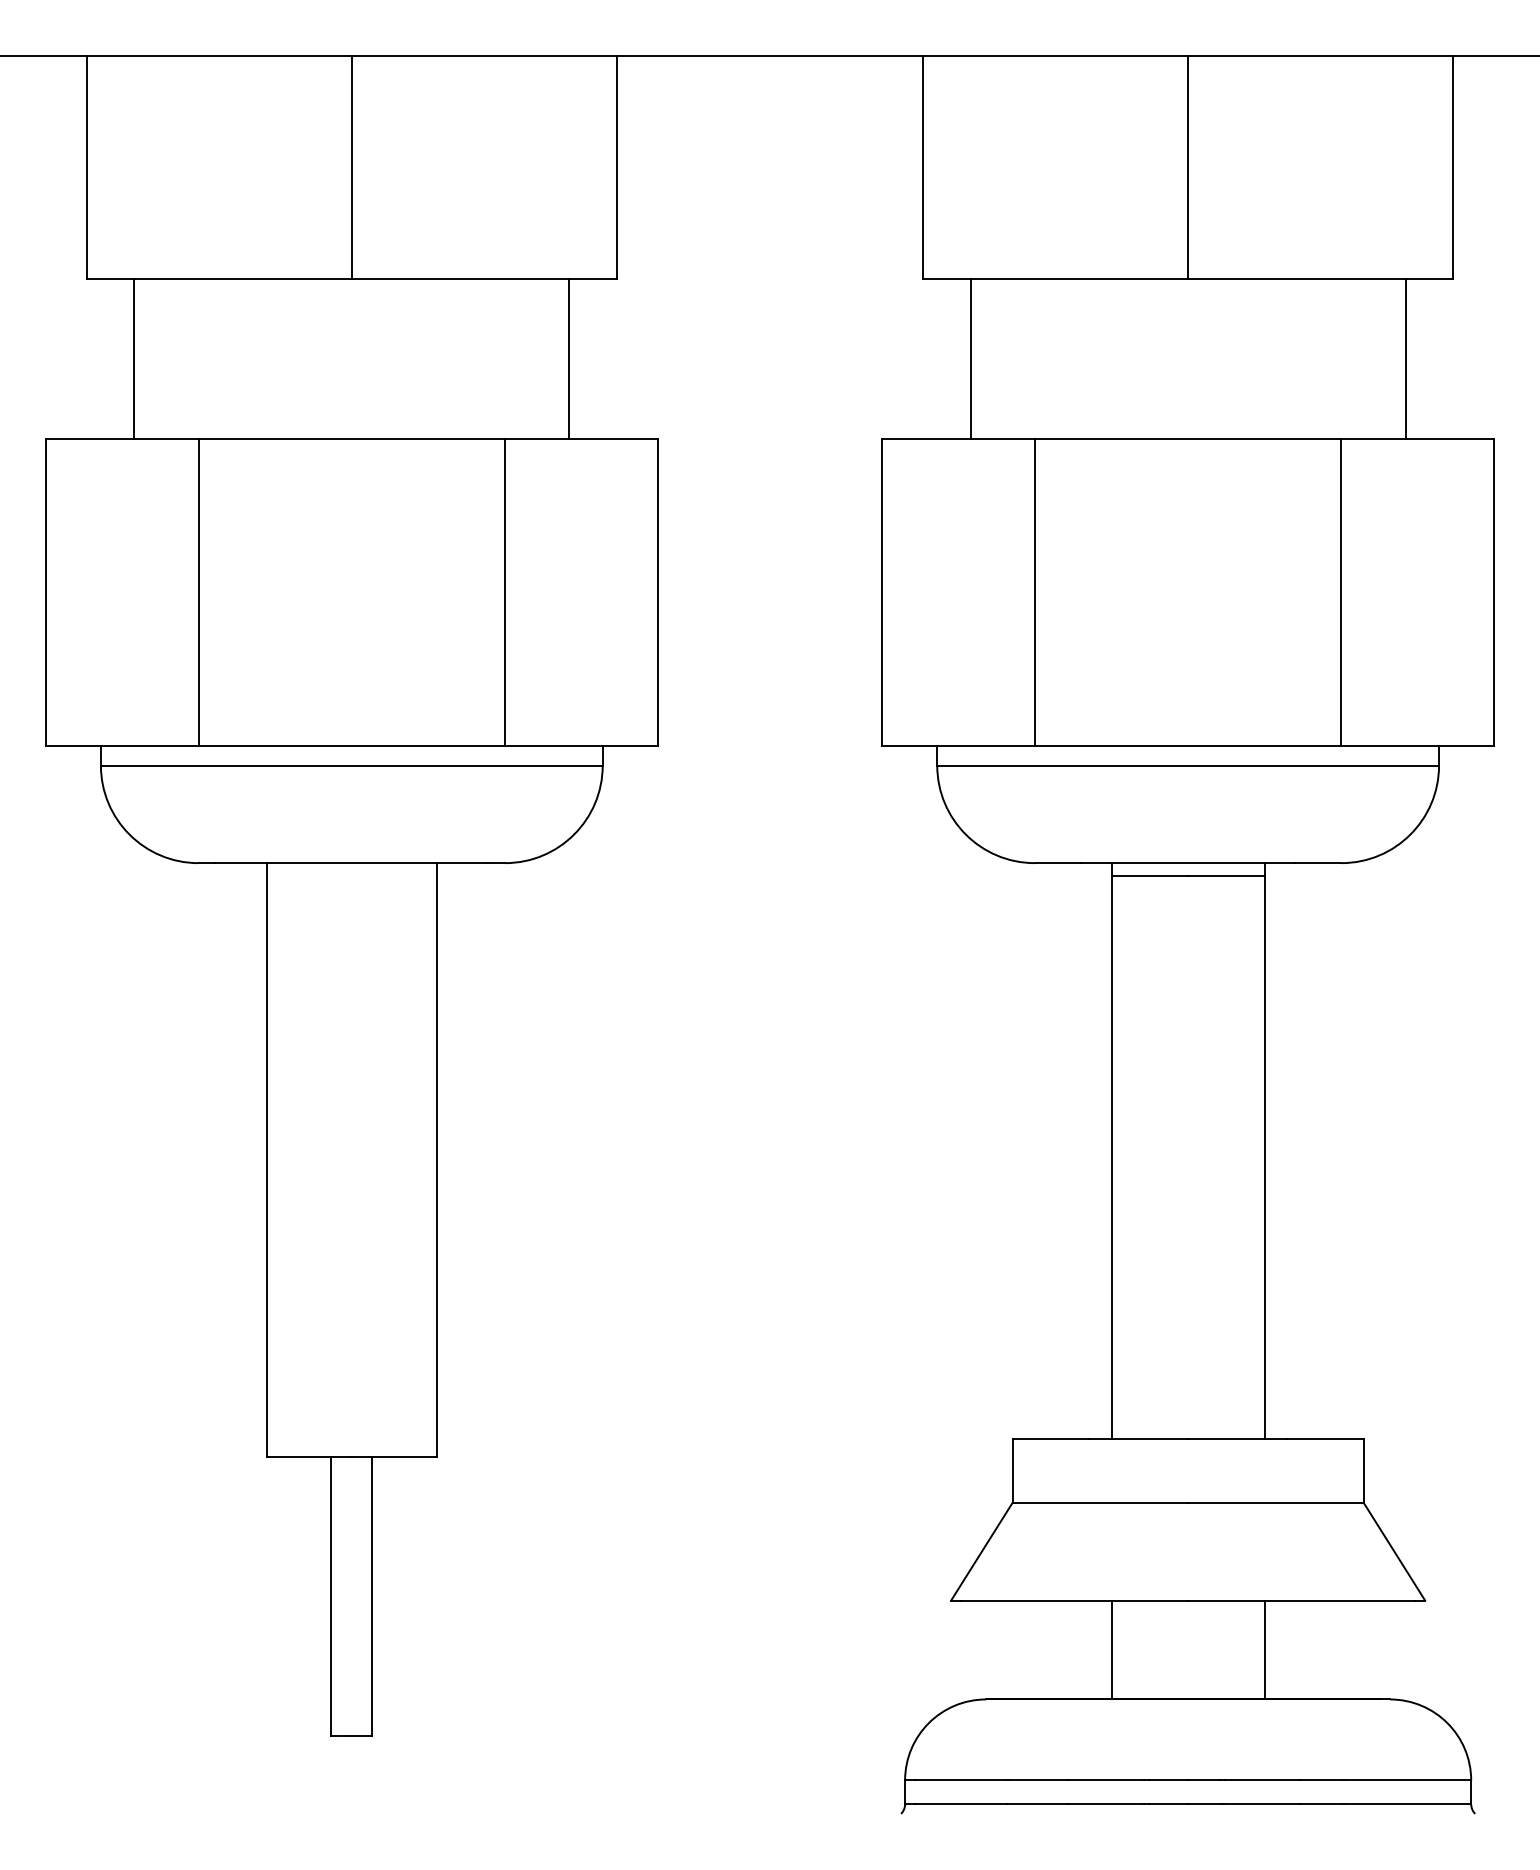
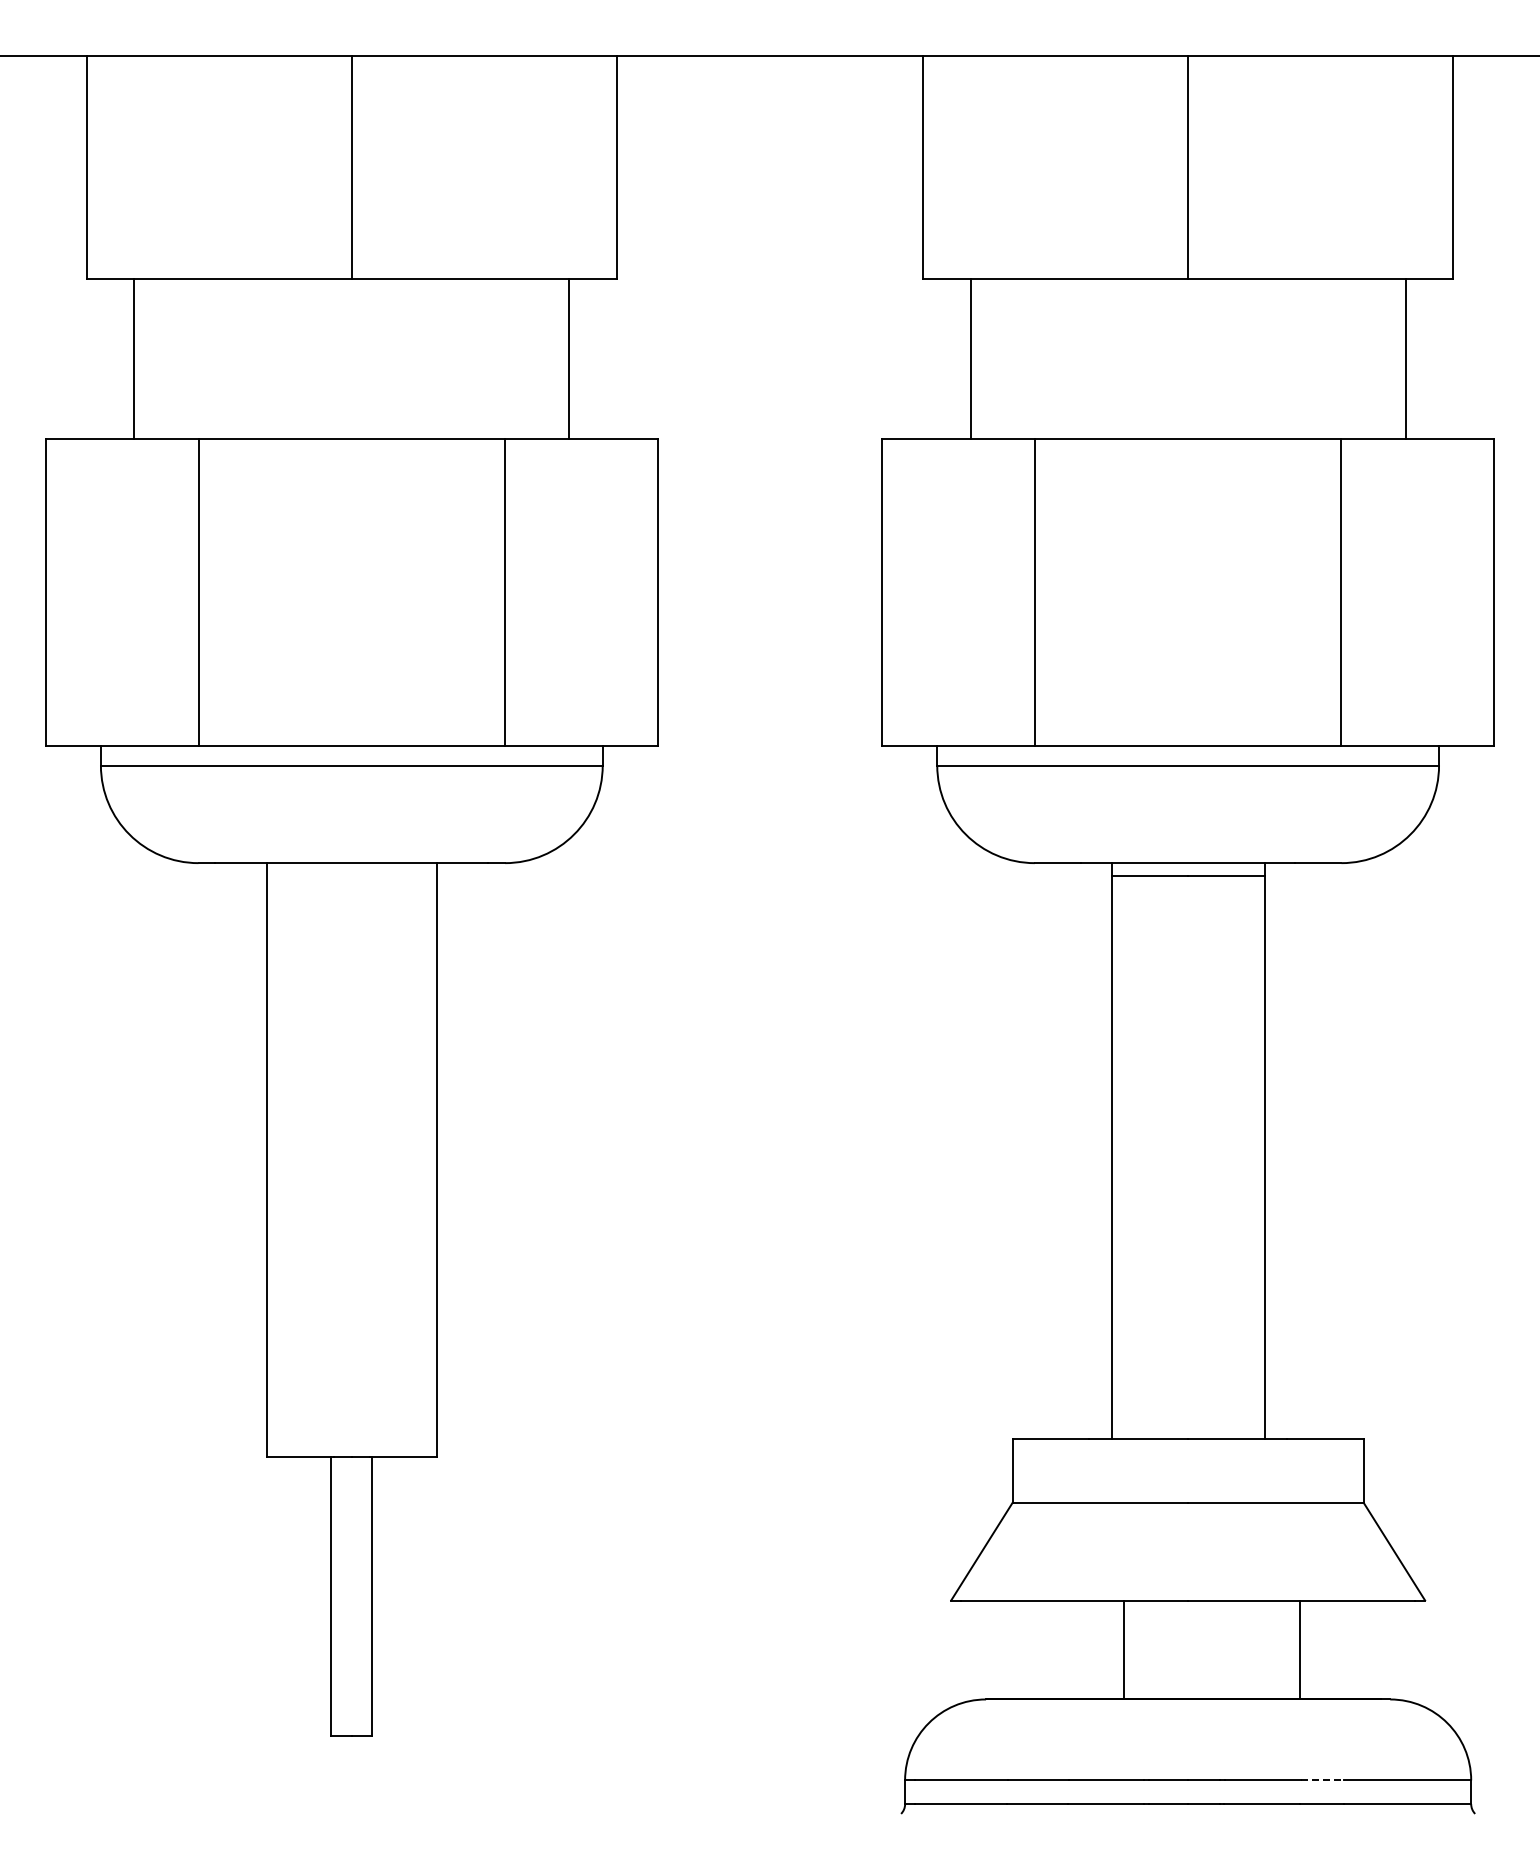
line position: (1111, 1649) -> (1123, 1649) (1123, 1649)
line position: (1264, 1649) -> (1299, 1649) (1299, 1649)
line: solid -> dashed (1322, 1780)
